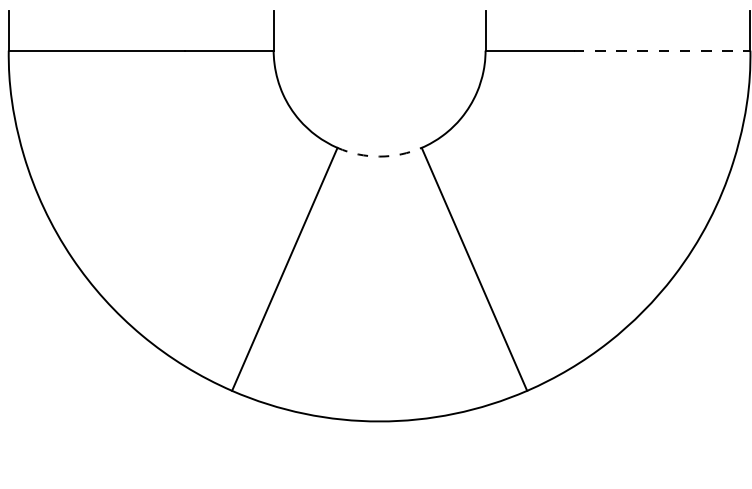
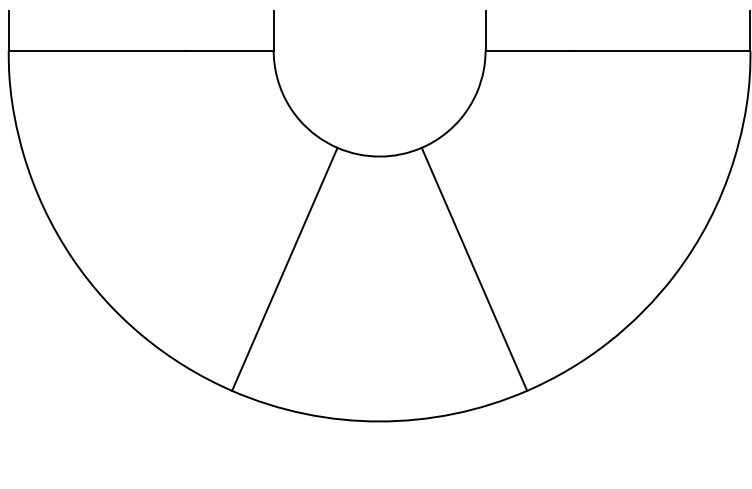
line: dashed -> solid (662, 50)
arc: dashed -> solid (379, 156)
